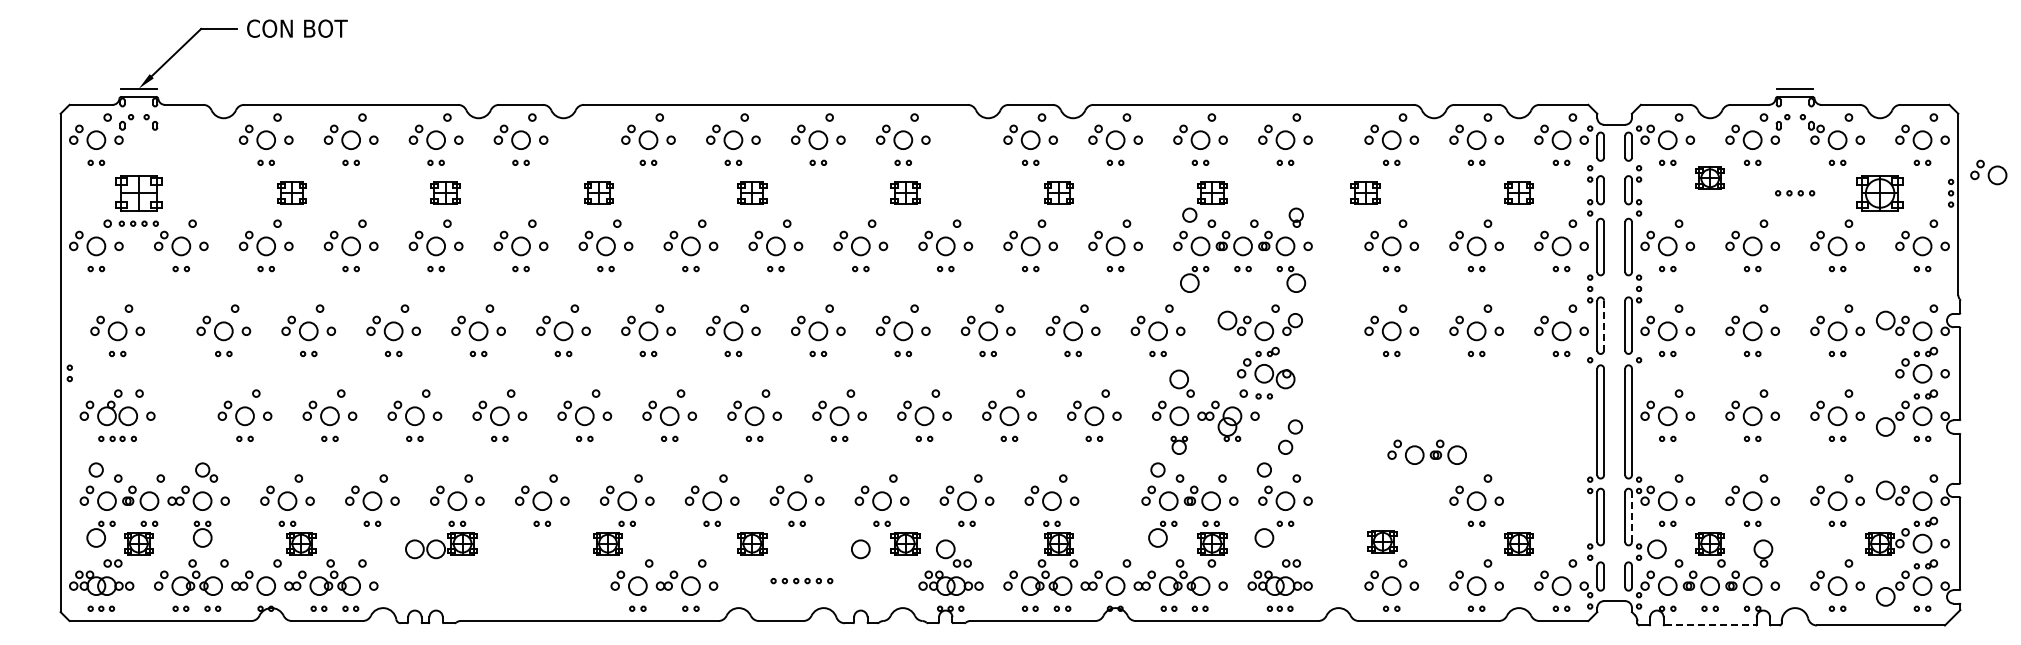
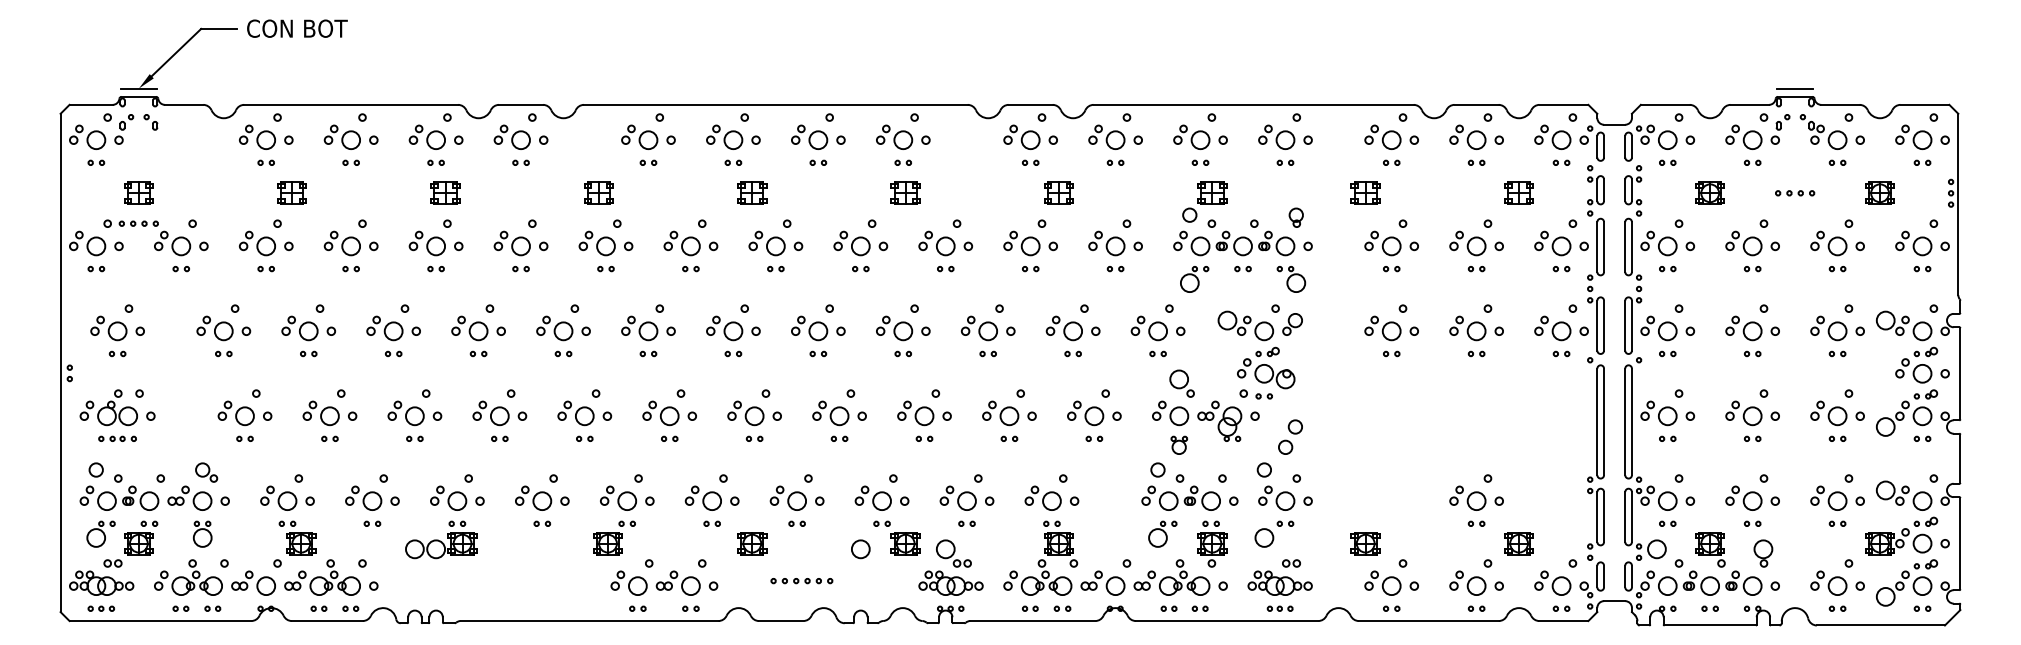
part: present -> none (1988, 172)
part position: (1709, 177) -> (1709, 192) (1709, 192)
part size: 48x37 px -> 30x24 px (138, 192)
part size: 48x37 px -> 30x24 px (1879, 192)
line: dashed -> solid (1604, 325)
part: present -> none (1426, 451)
line: dashed -> solid (1631, 517)
part position: (1382, 541) -> (1365, 543) (1365, 543)
line: dashed -> solid (1710, 625)
